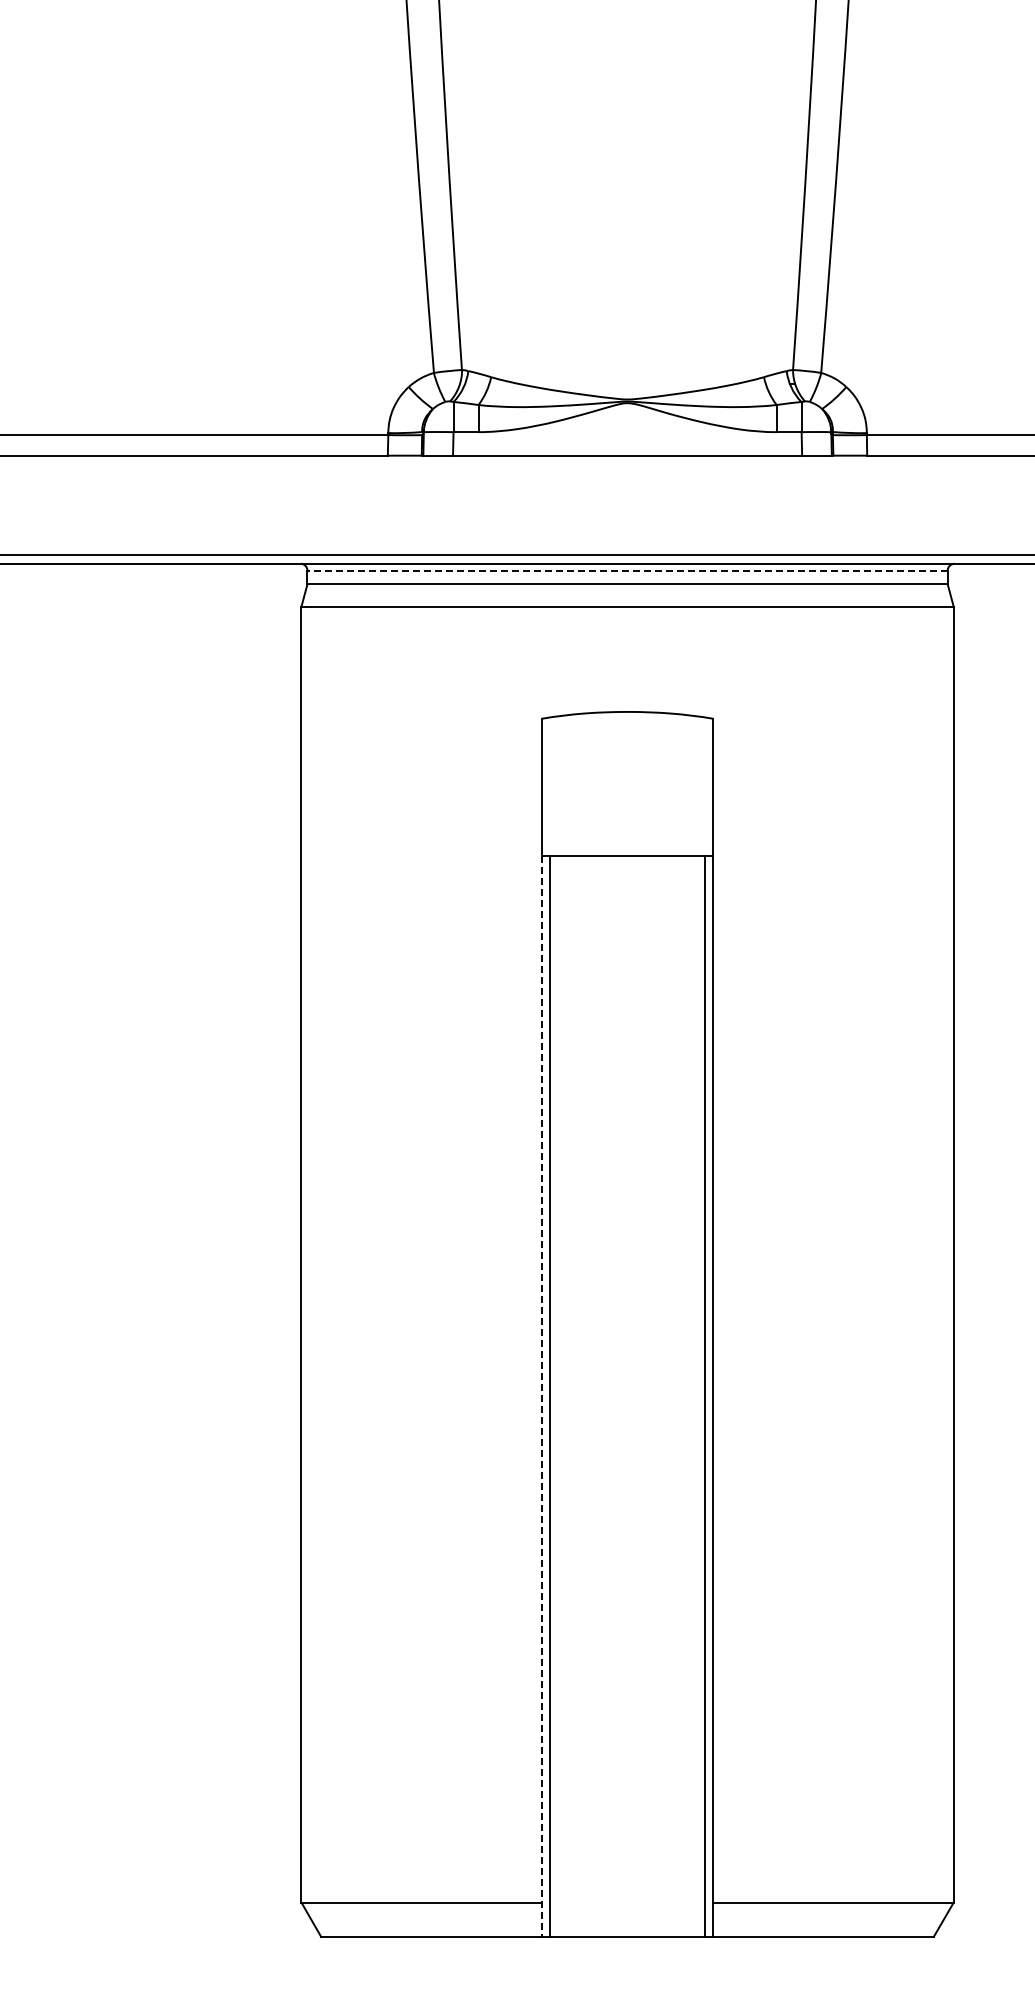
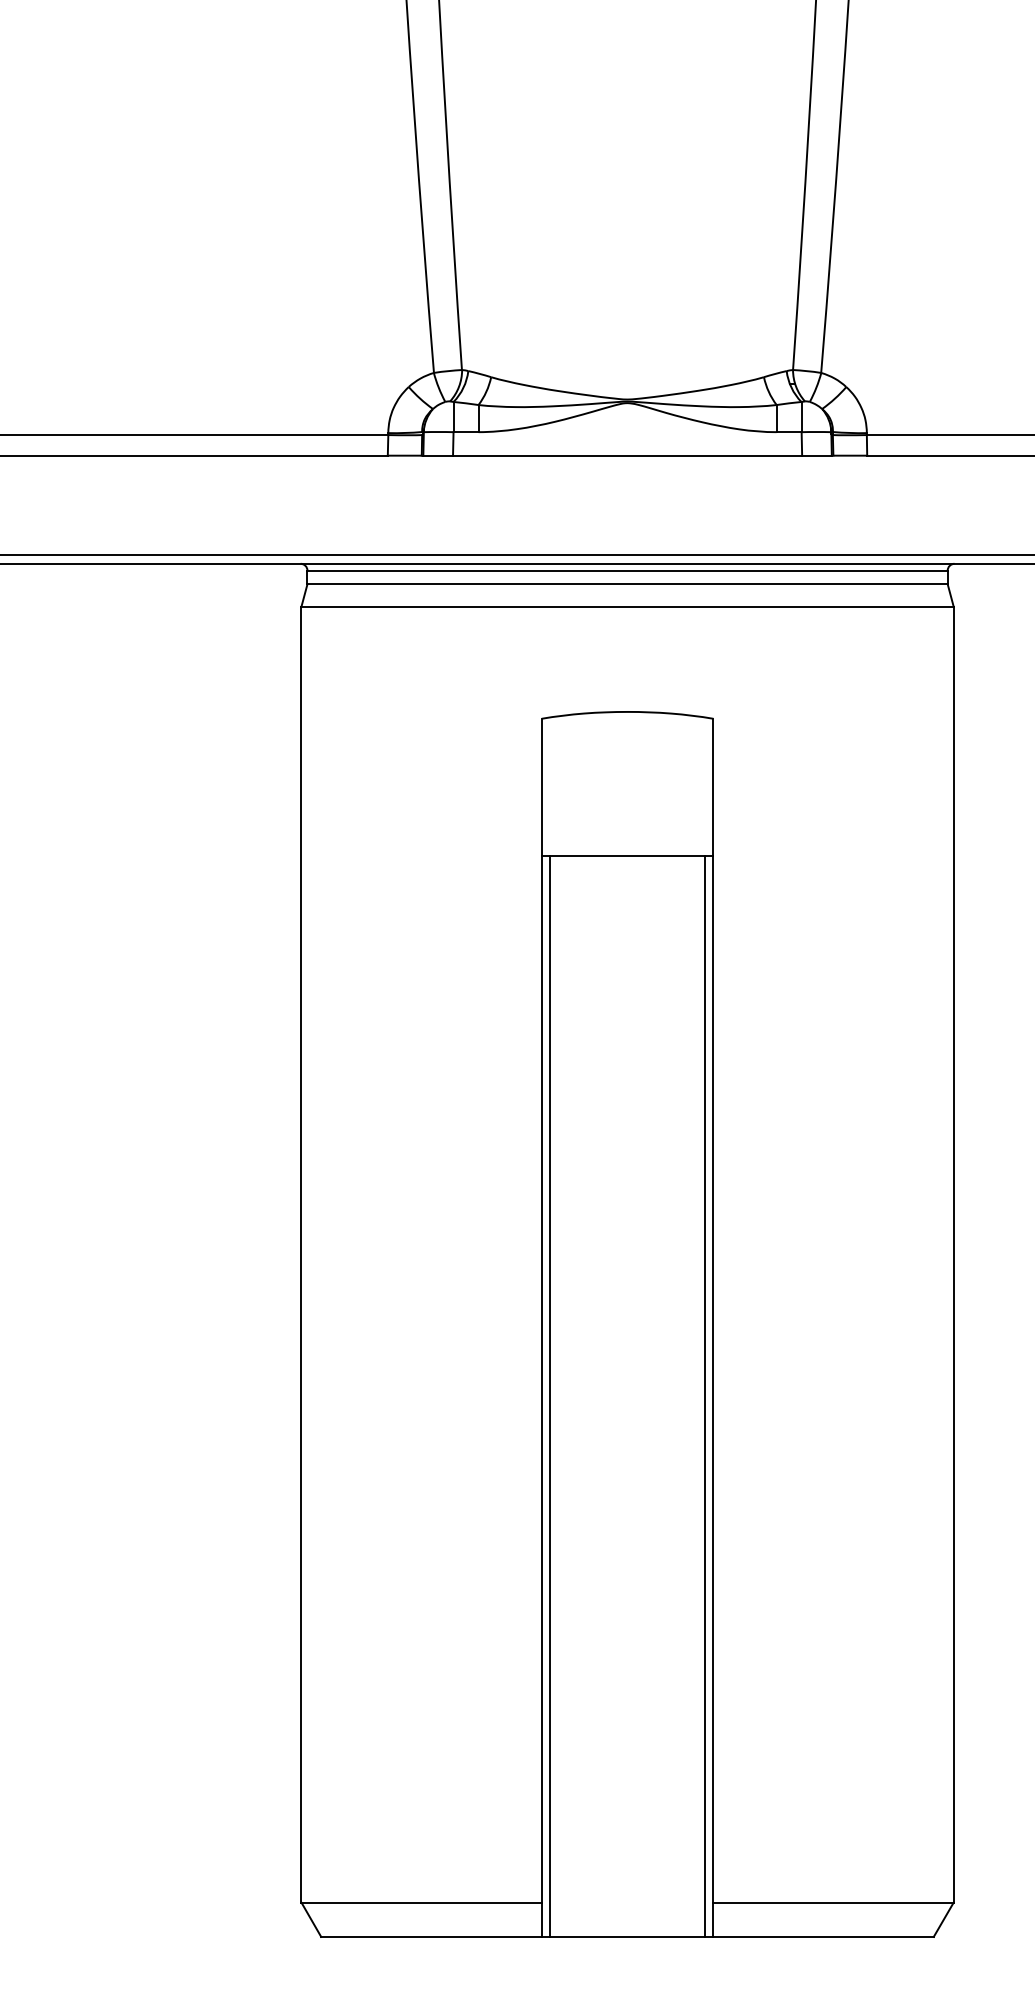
line: dashed -> solid (627, 570)
line: dashed -> solid (541, 1396)
